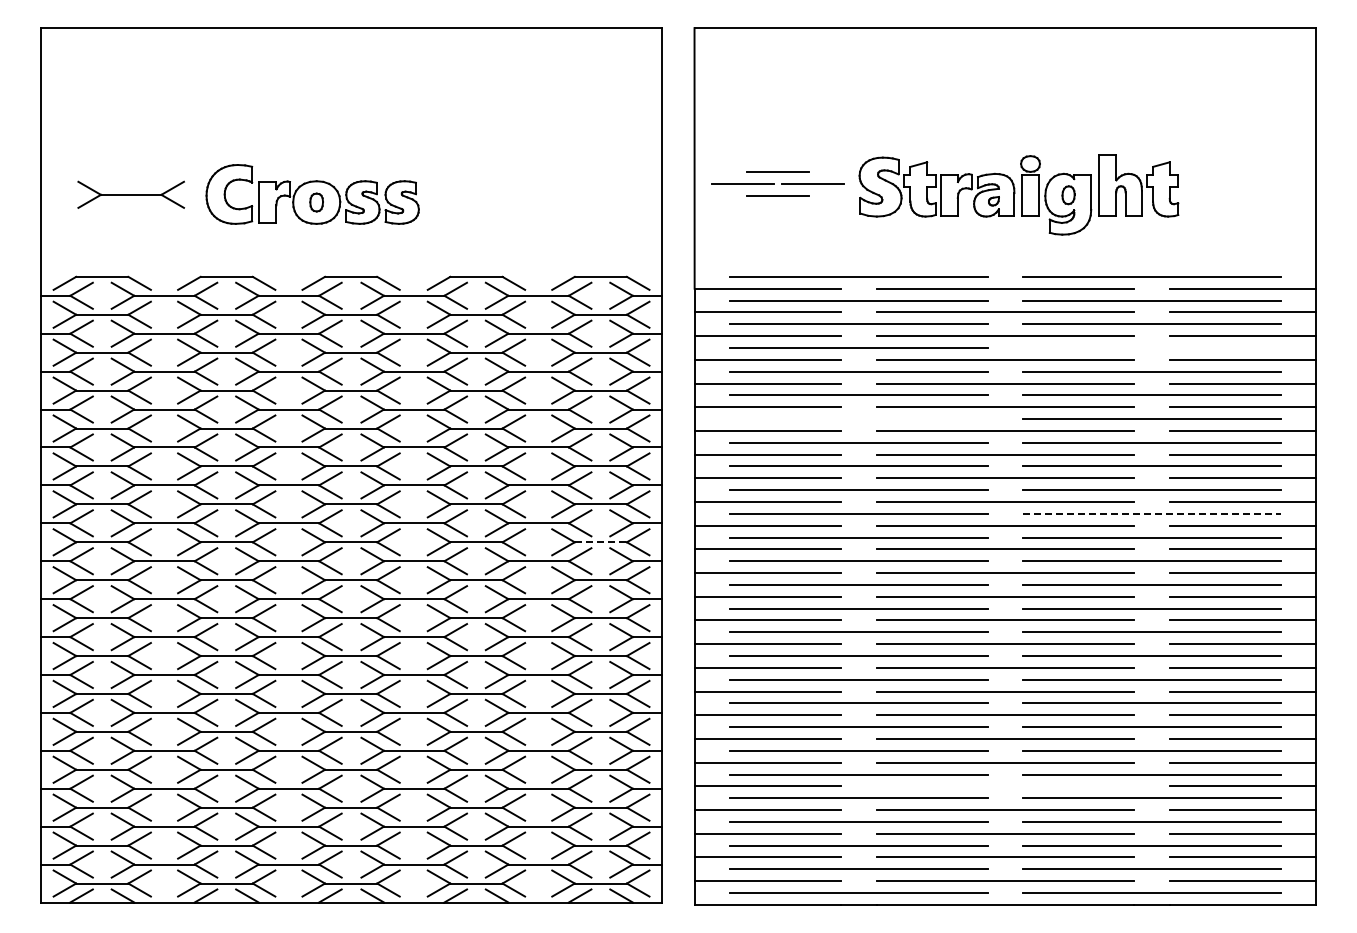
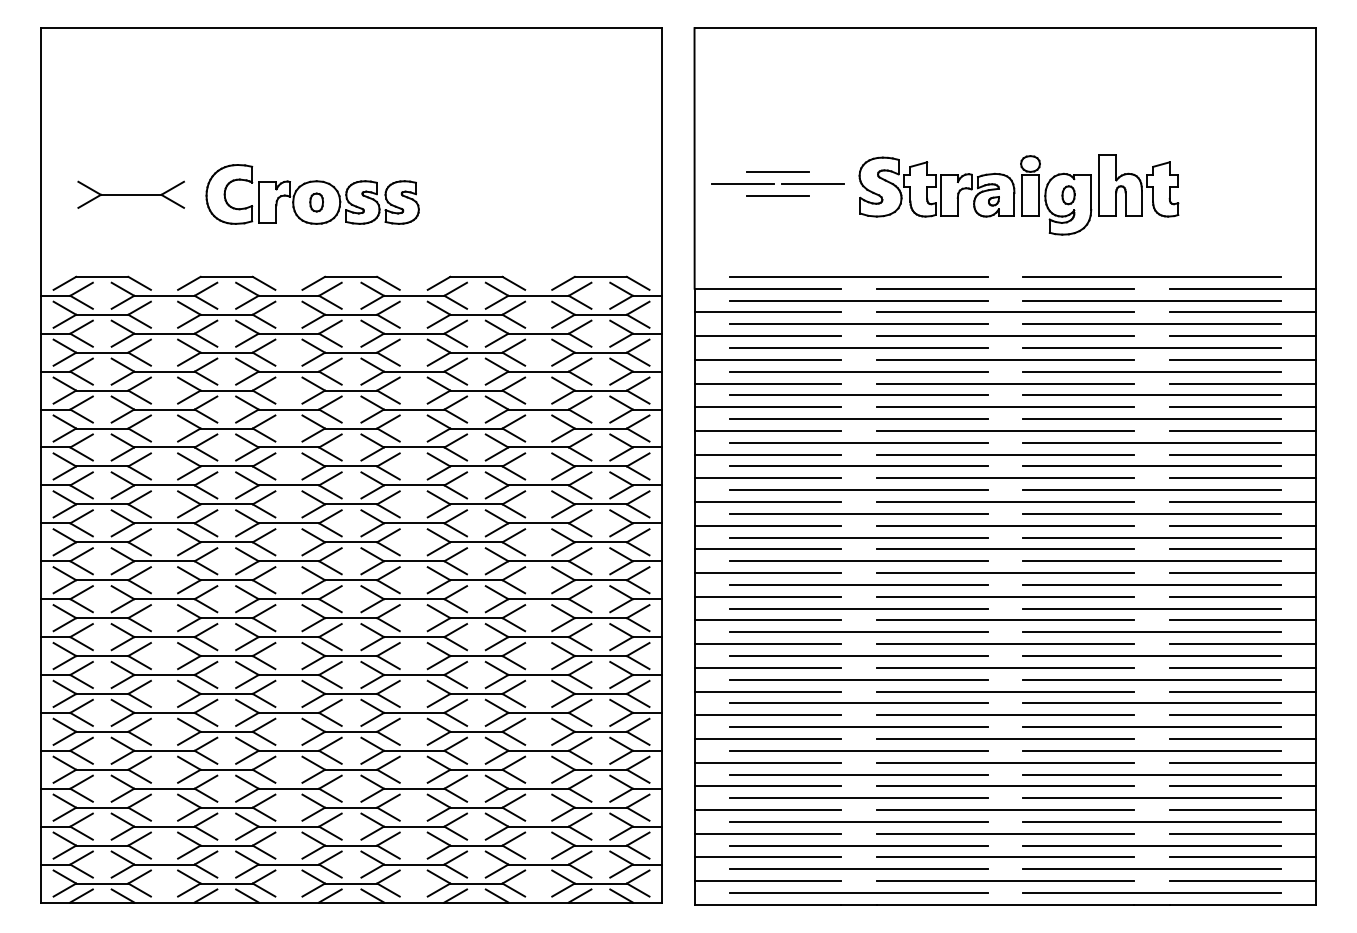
line: none -> present (1151, 347)
line: none -> present (858, 419)
line: dashed -> solid (1151, 513)
line: dashed -> solid (601, 542)
line: none -> present (1005, 786)
